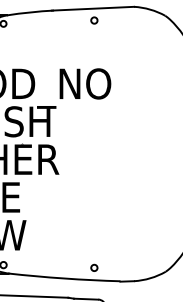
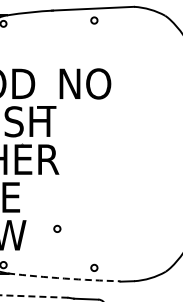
circle: none -> present (57, 228)
arc: solid -> dashed (64, 278)
line: solid -> dashed (34, 296)
